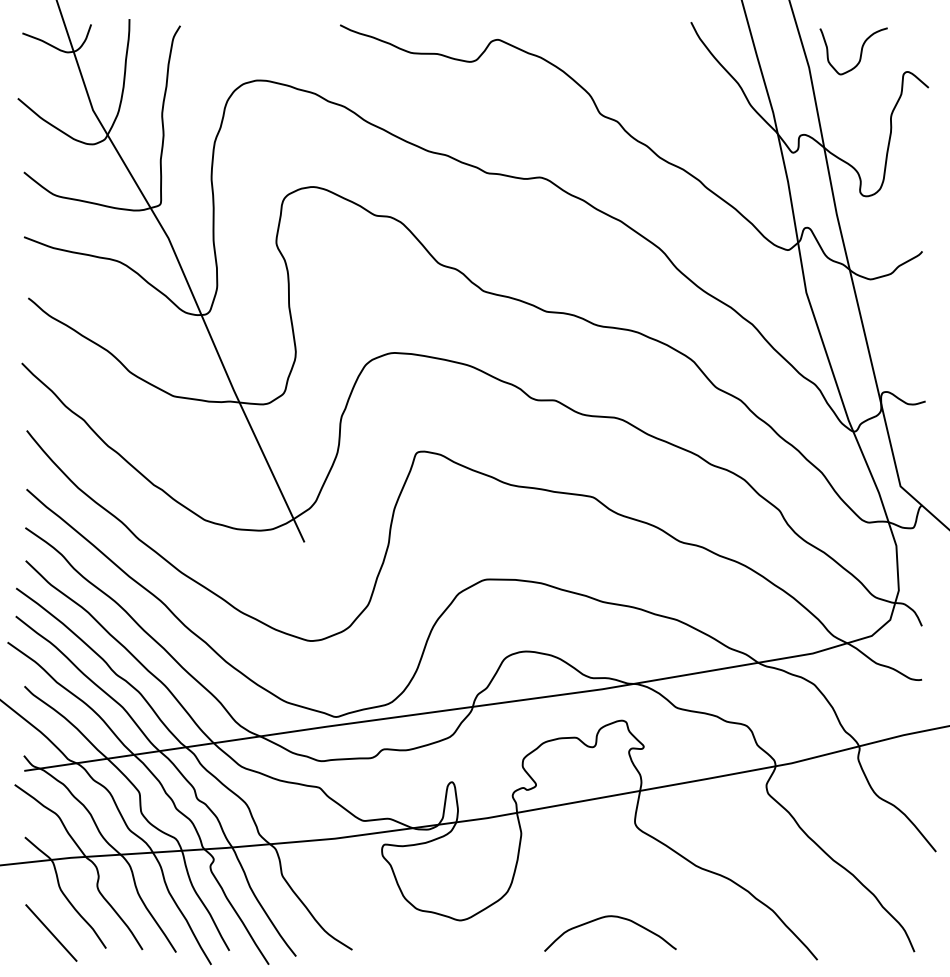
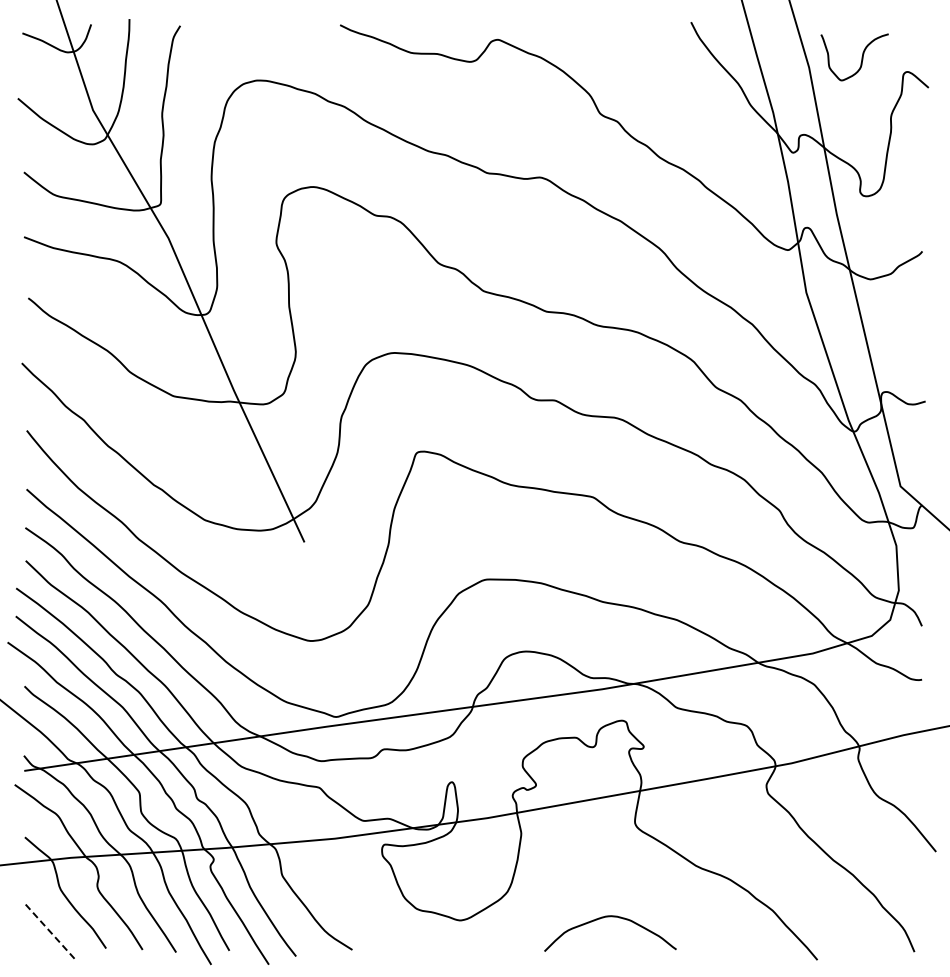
curve position: (860, 51) -> (861, 57) (861, 57)
line: solid -> dashed (51, 933)
